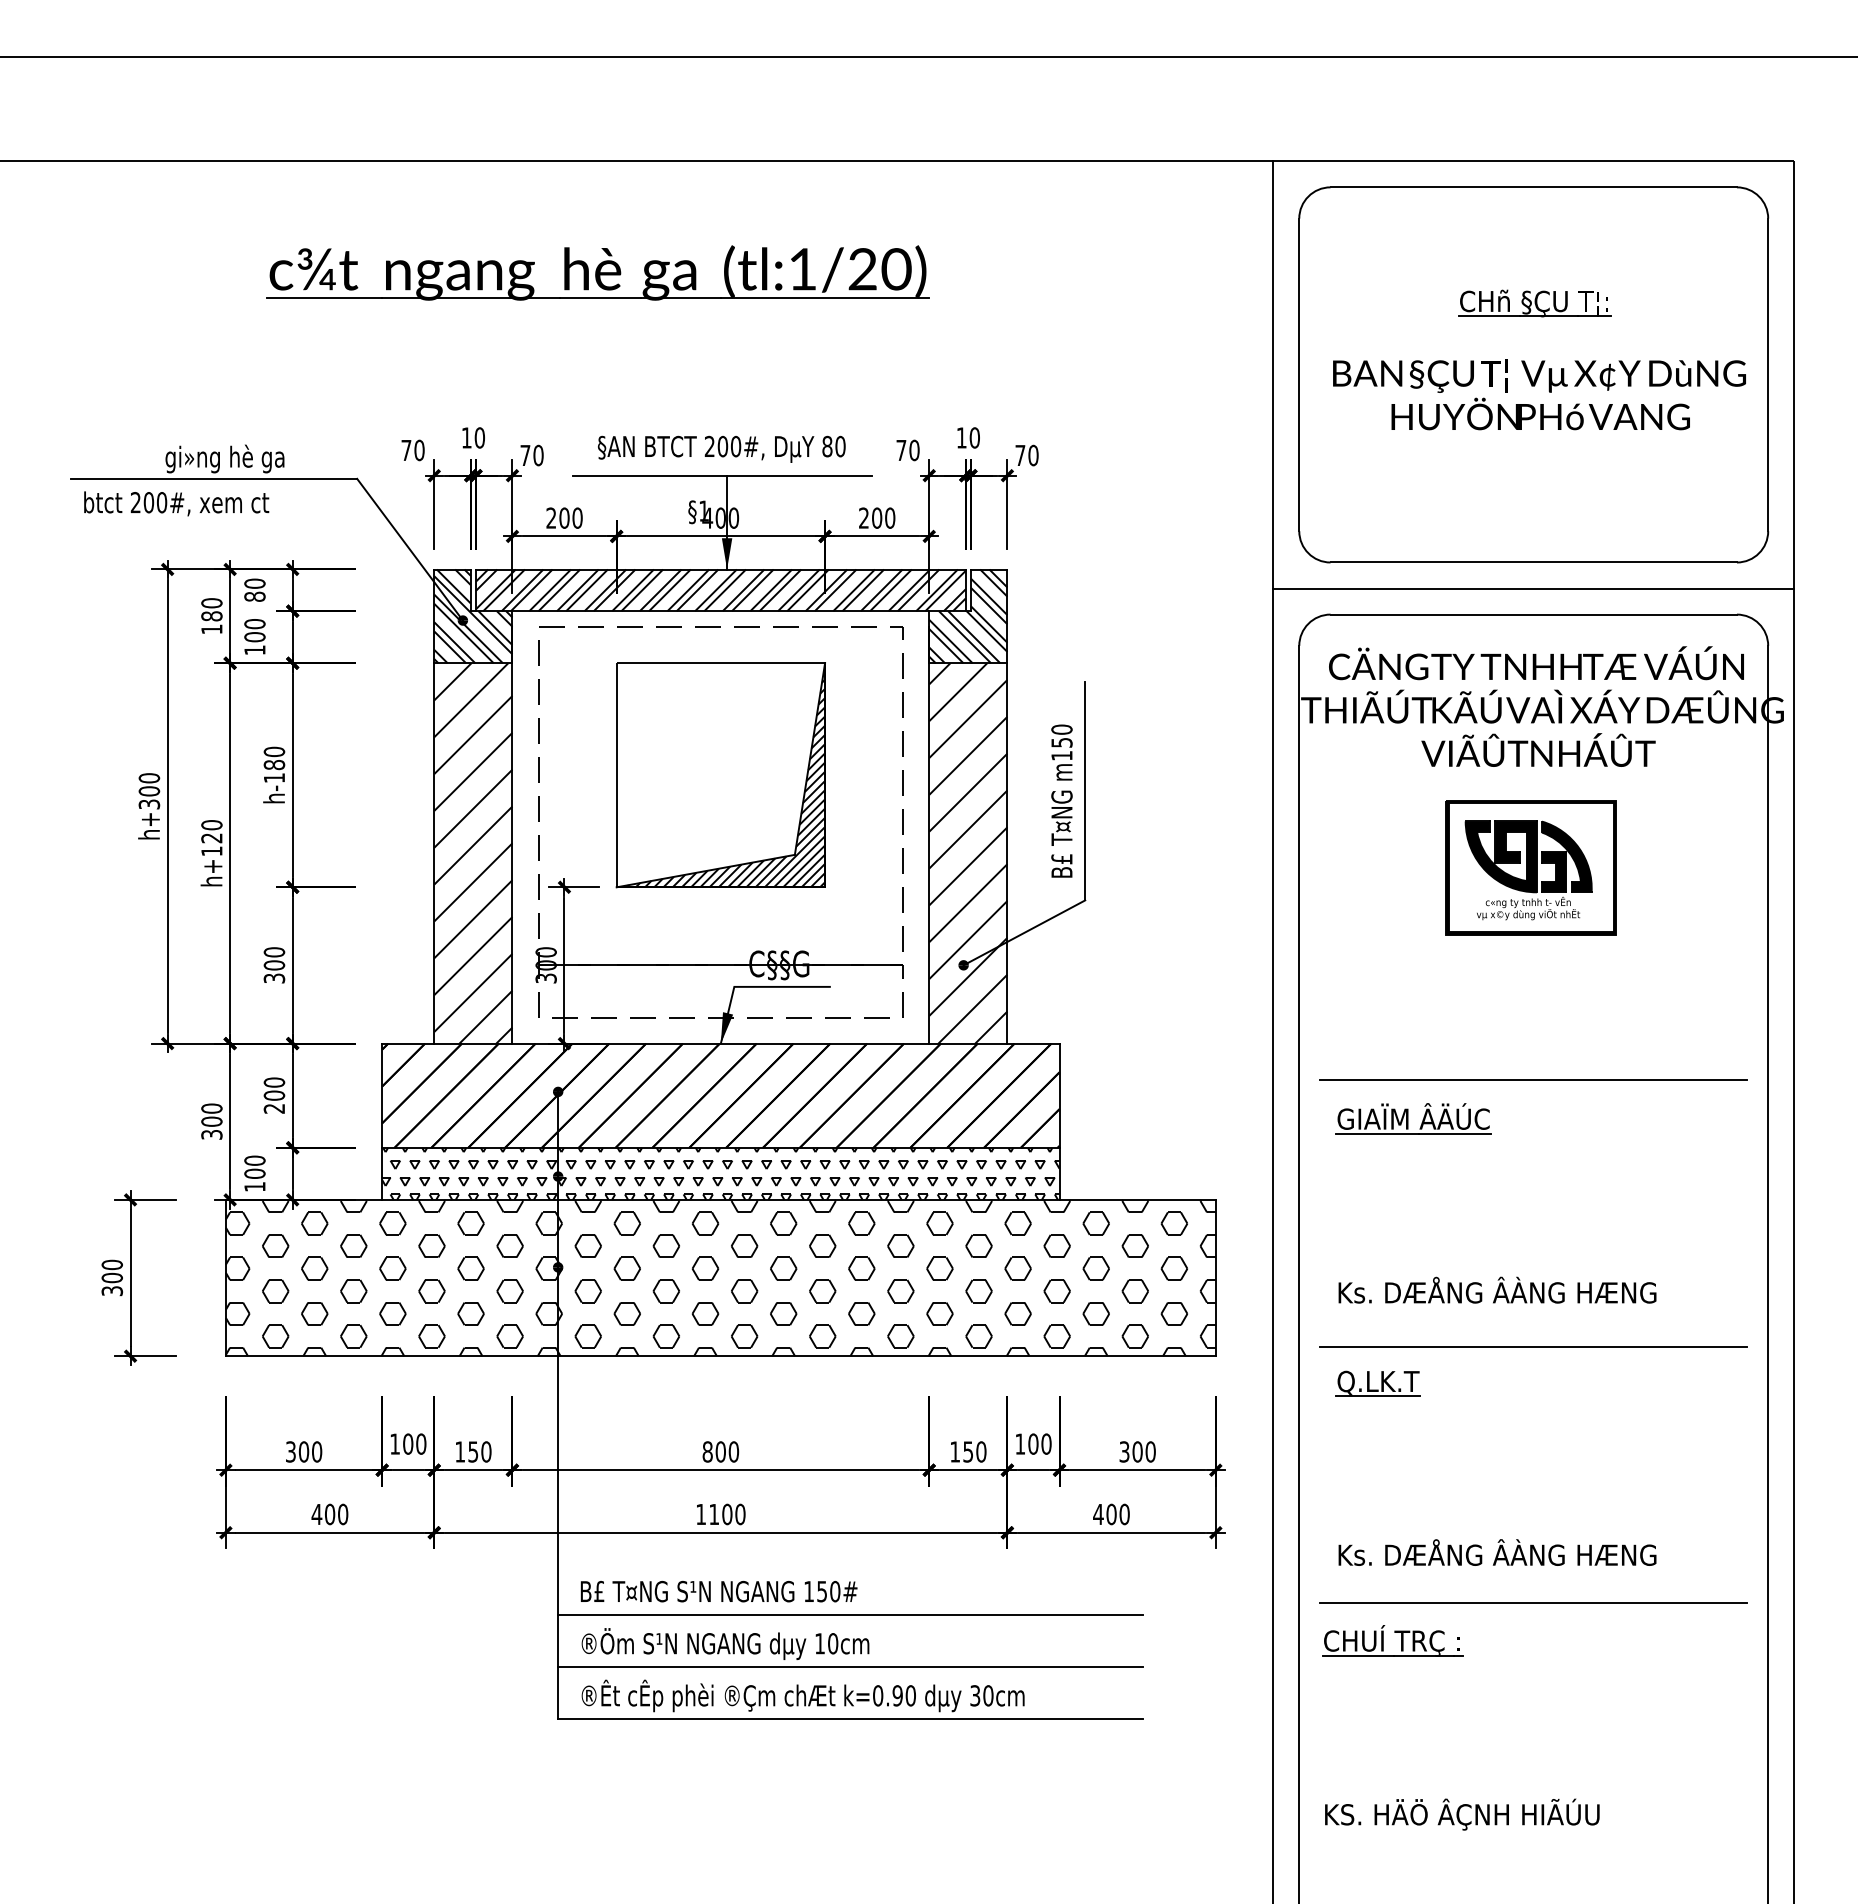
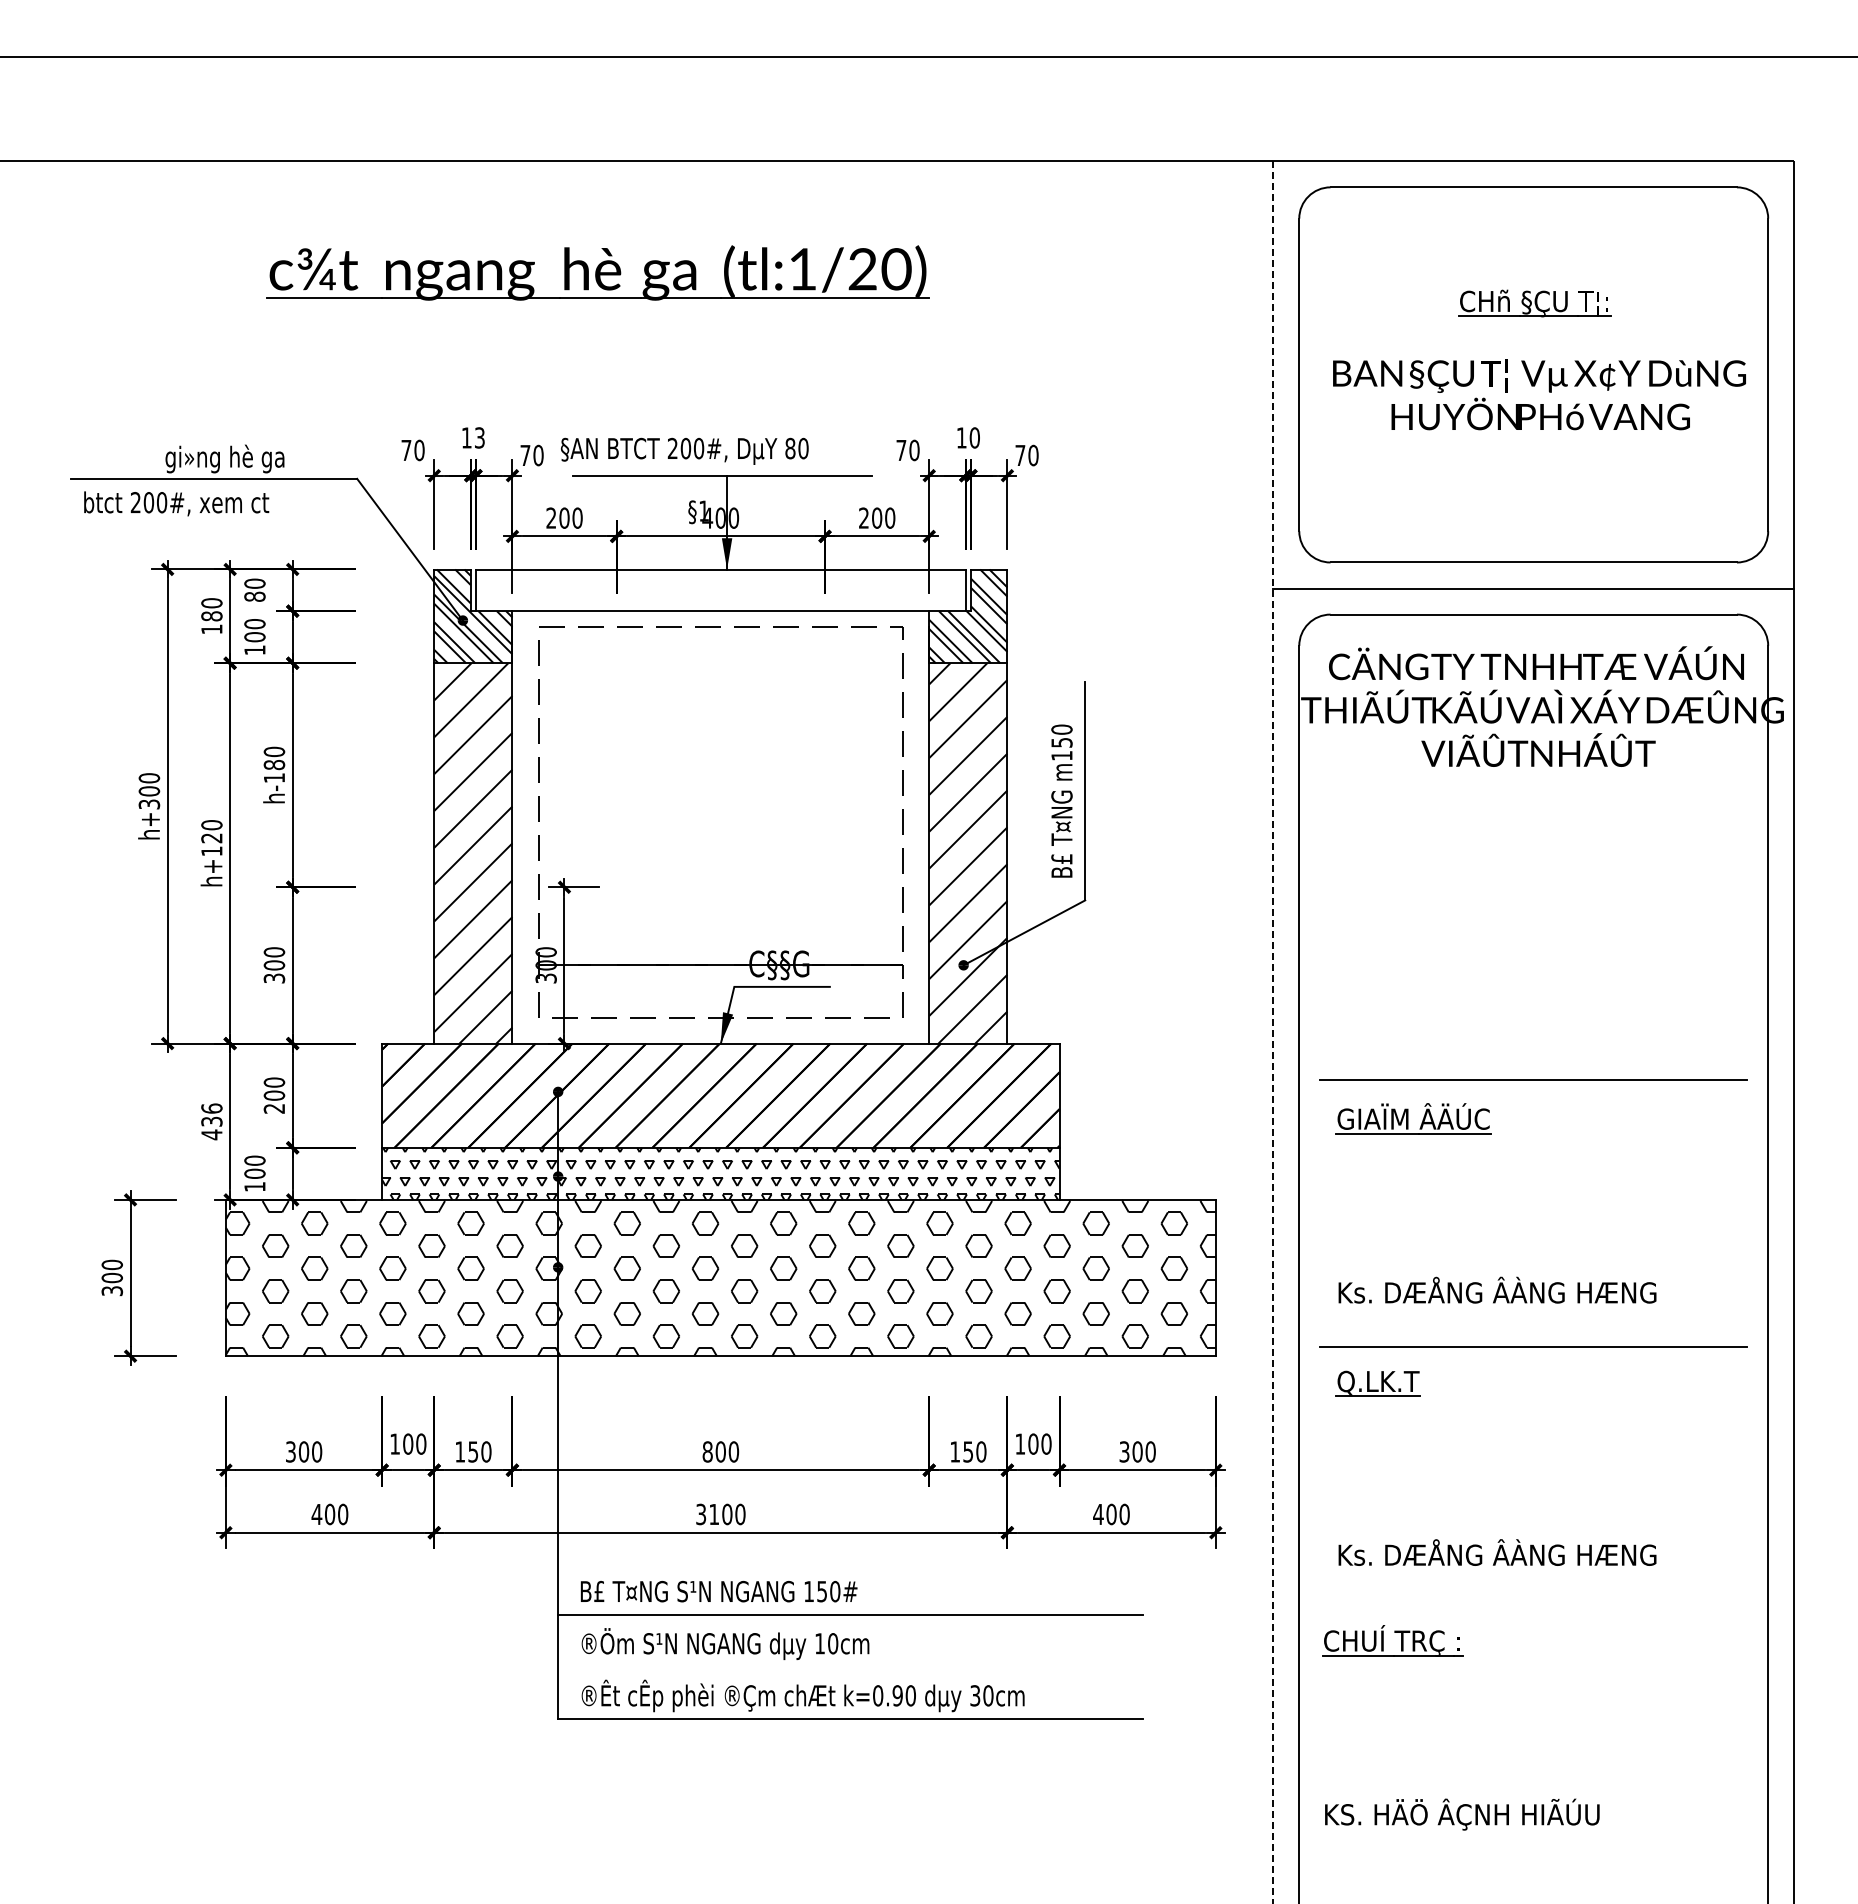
text: 10 -> 13 (479, 437)
text position: (721, 448) -> (684, 450) (684, 450)
hatch: present -> none (720, 590)
part: present -> none (720, 775)
part: present -> none (1530, 867)
line: solid -> dashed (1273, 1033)
text: 300 -> 436 (211, 1121)
text: 1100 -> 3100 (700, 1514)
line: present -> none (1533, 1603)
line: present -> none (850, 1666)
